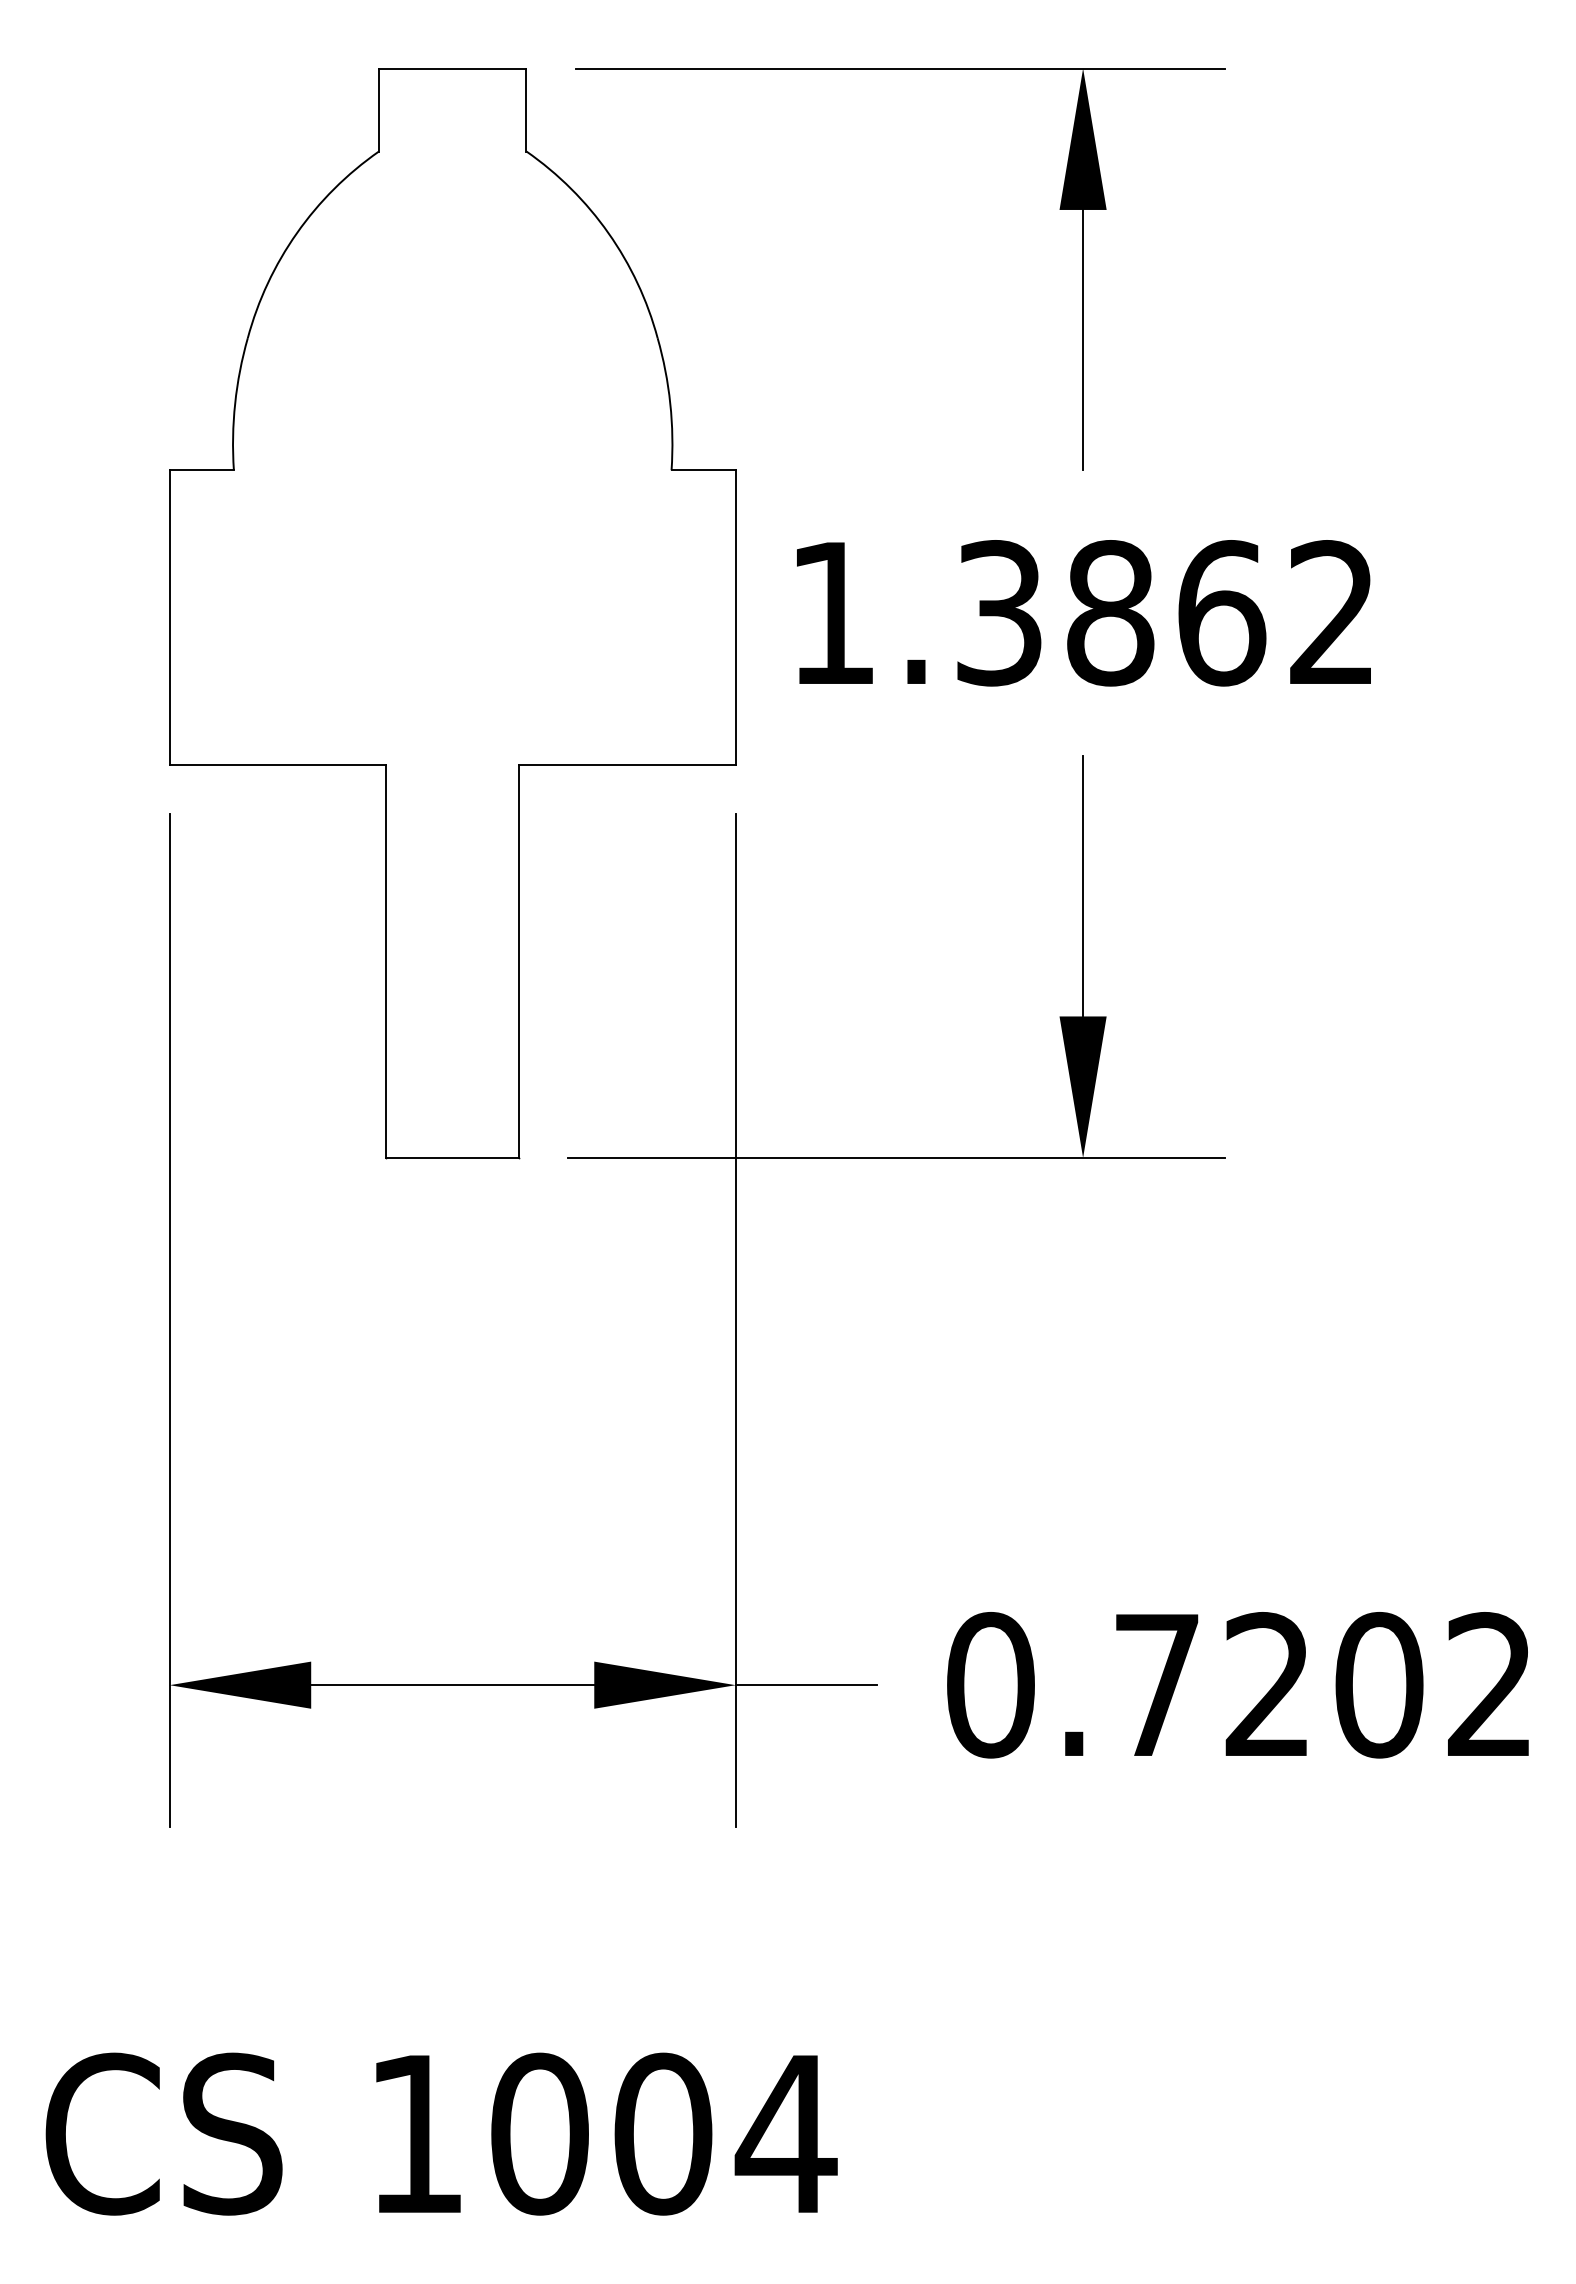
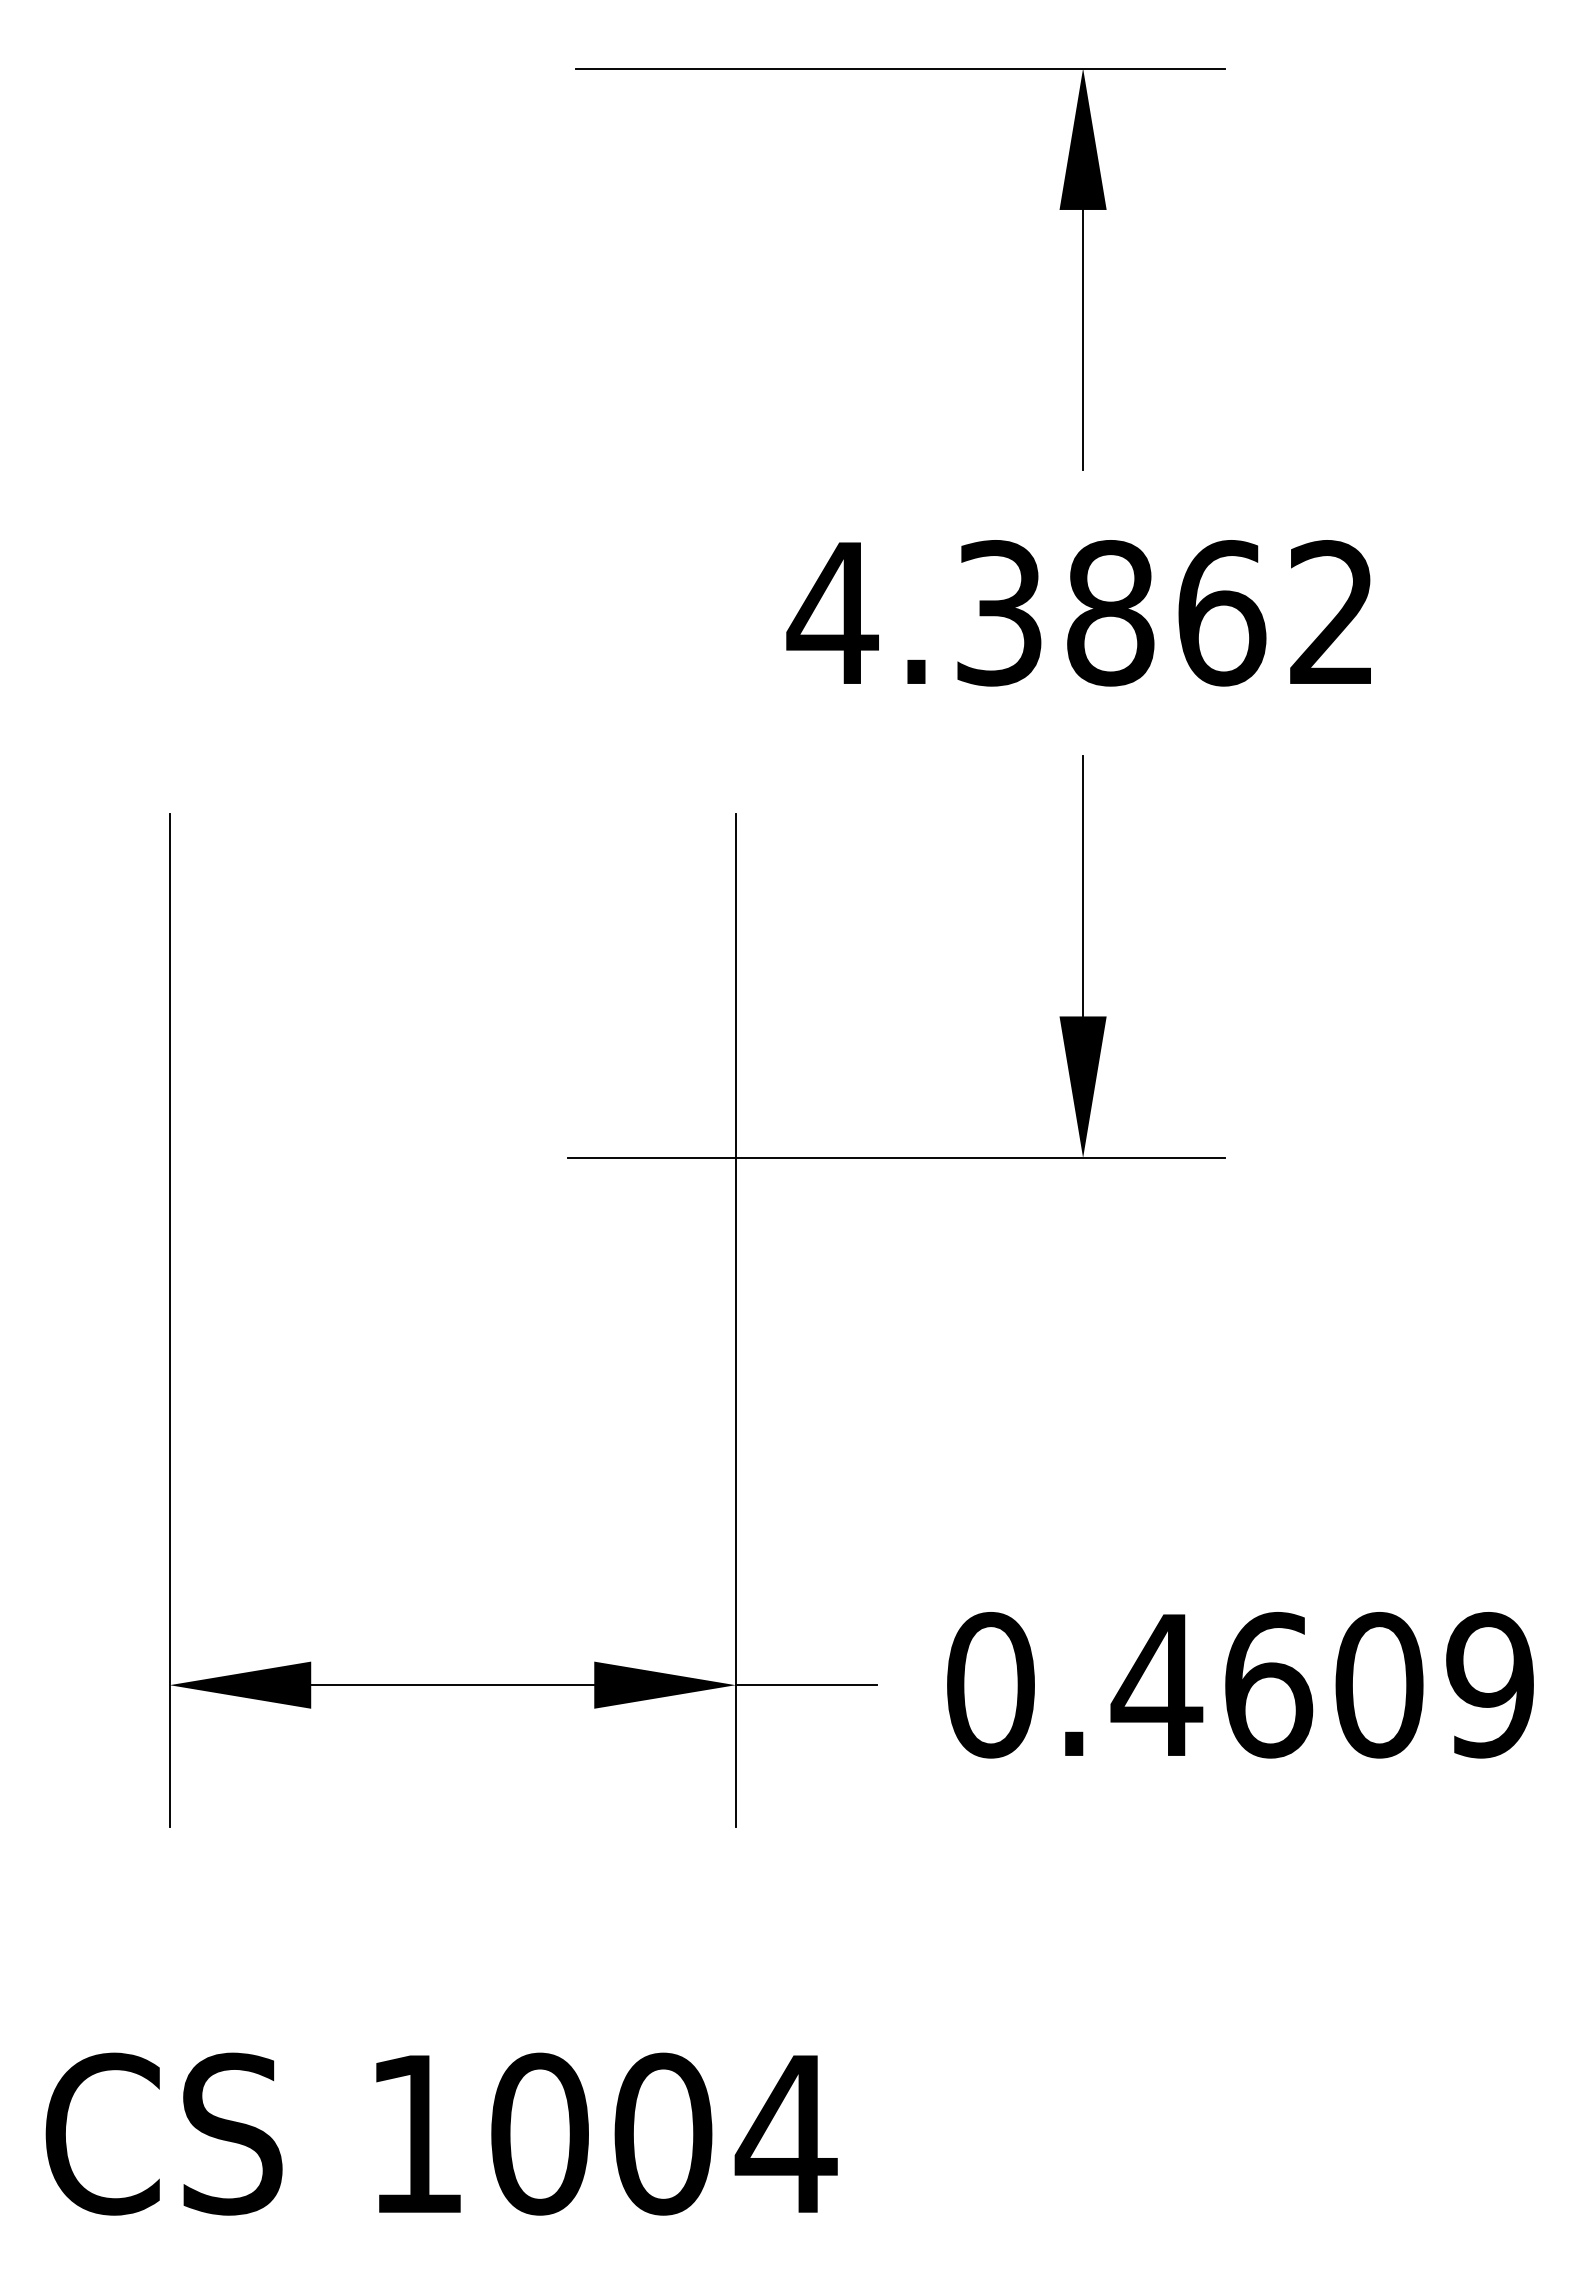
text: 1.3862 -> 4.3862 (832, 612)
part: present -> none (452, 613)
text: 0.7202 -> 0.4609 (1321, 1685)
